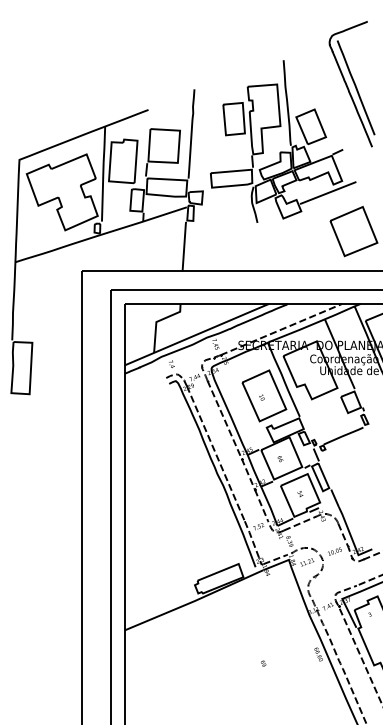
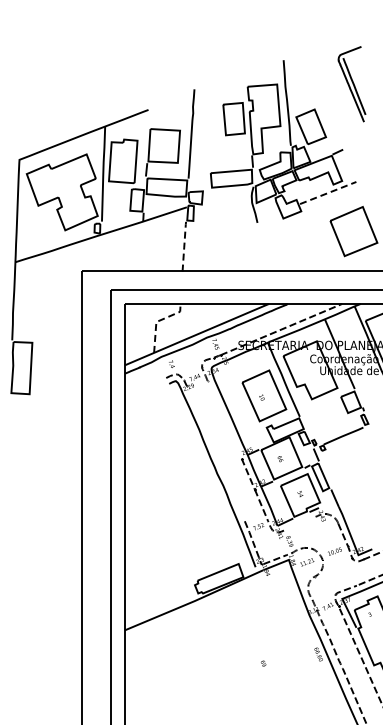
part size: 48x127 px -> 30x77 px (351, 84)
line: solid -> dashed (327, 193)
line: solid -> dashed (184, 245)
line: solid -> dashed (158, 321)
line: present -> none (224, 419)
line: present -> none (215, 453)
line: present -> none (299, 523)
